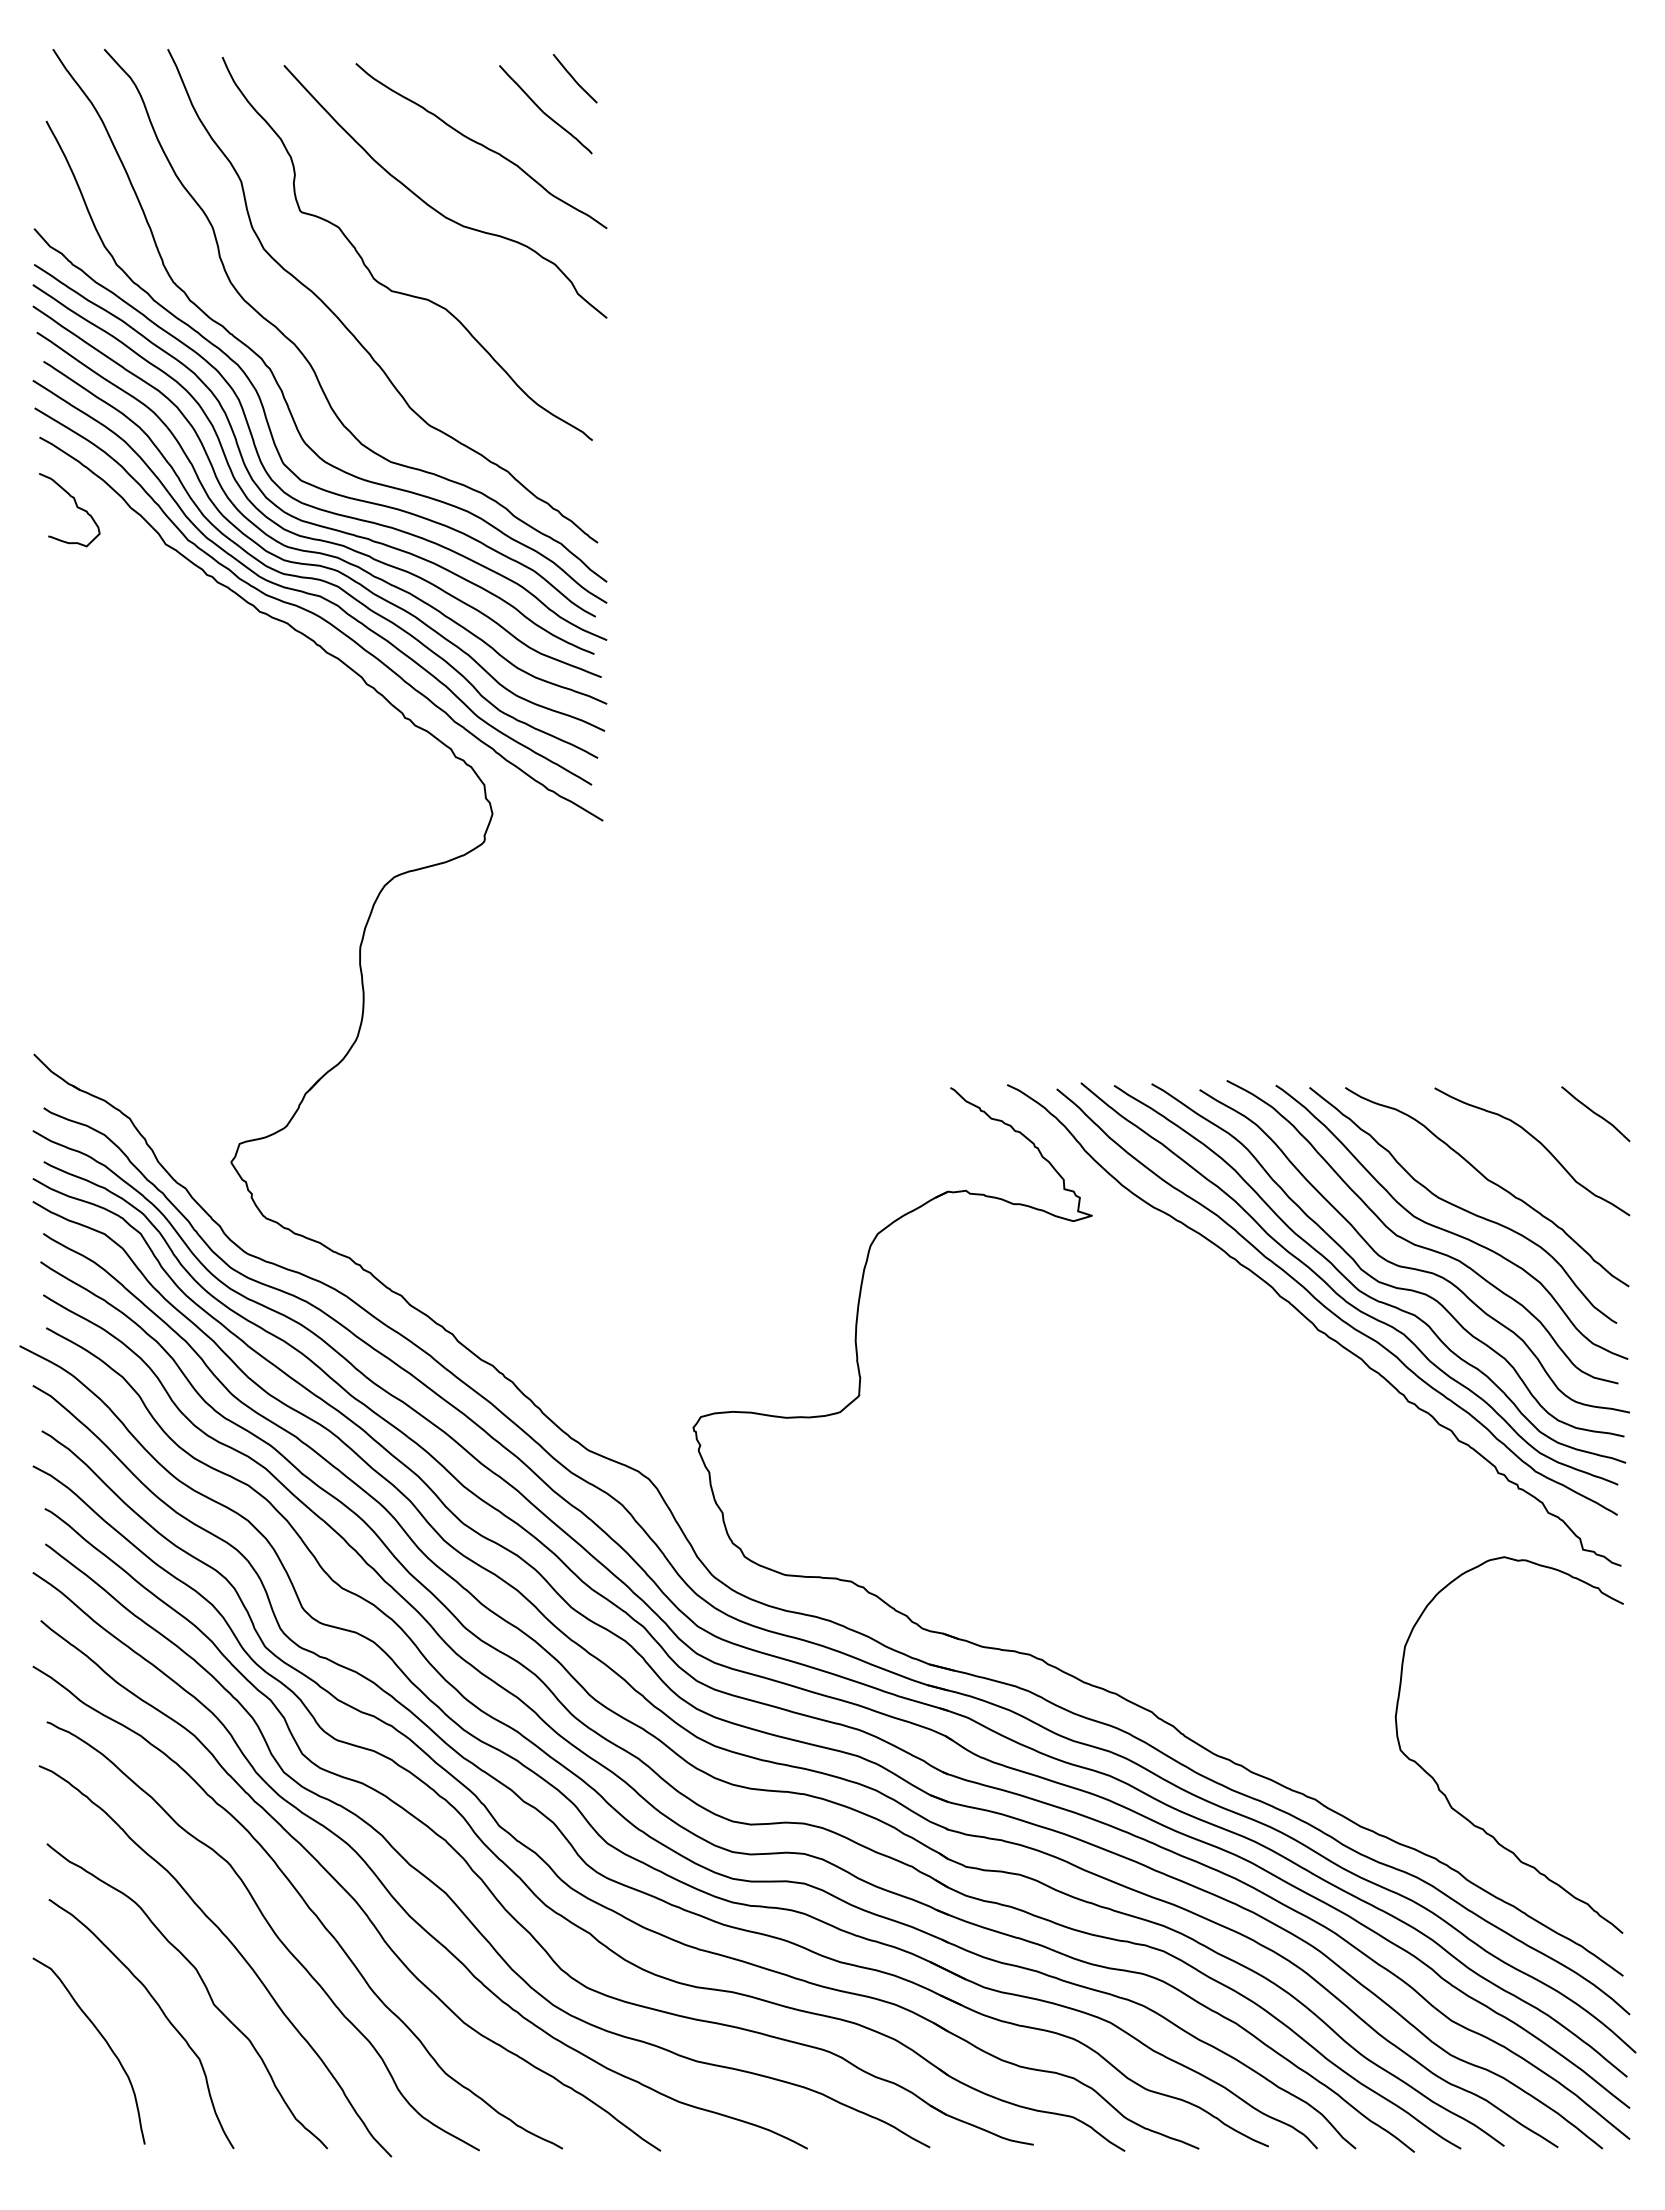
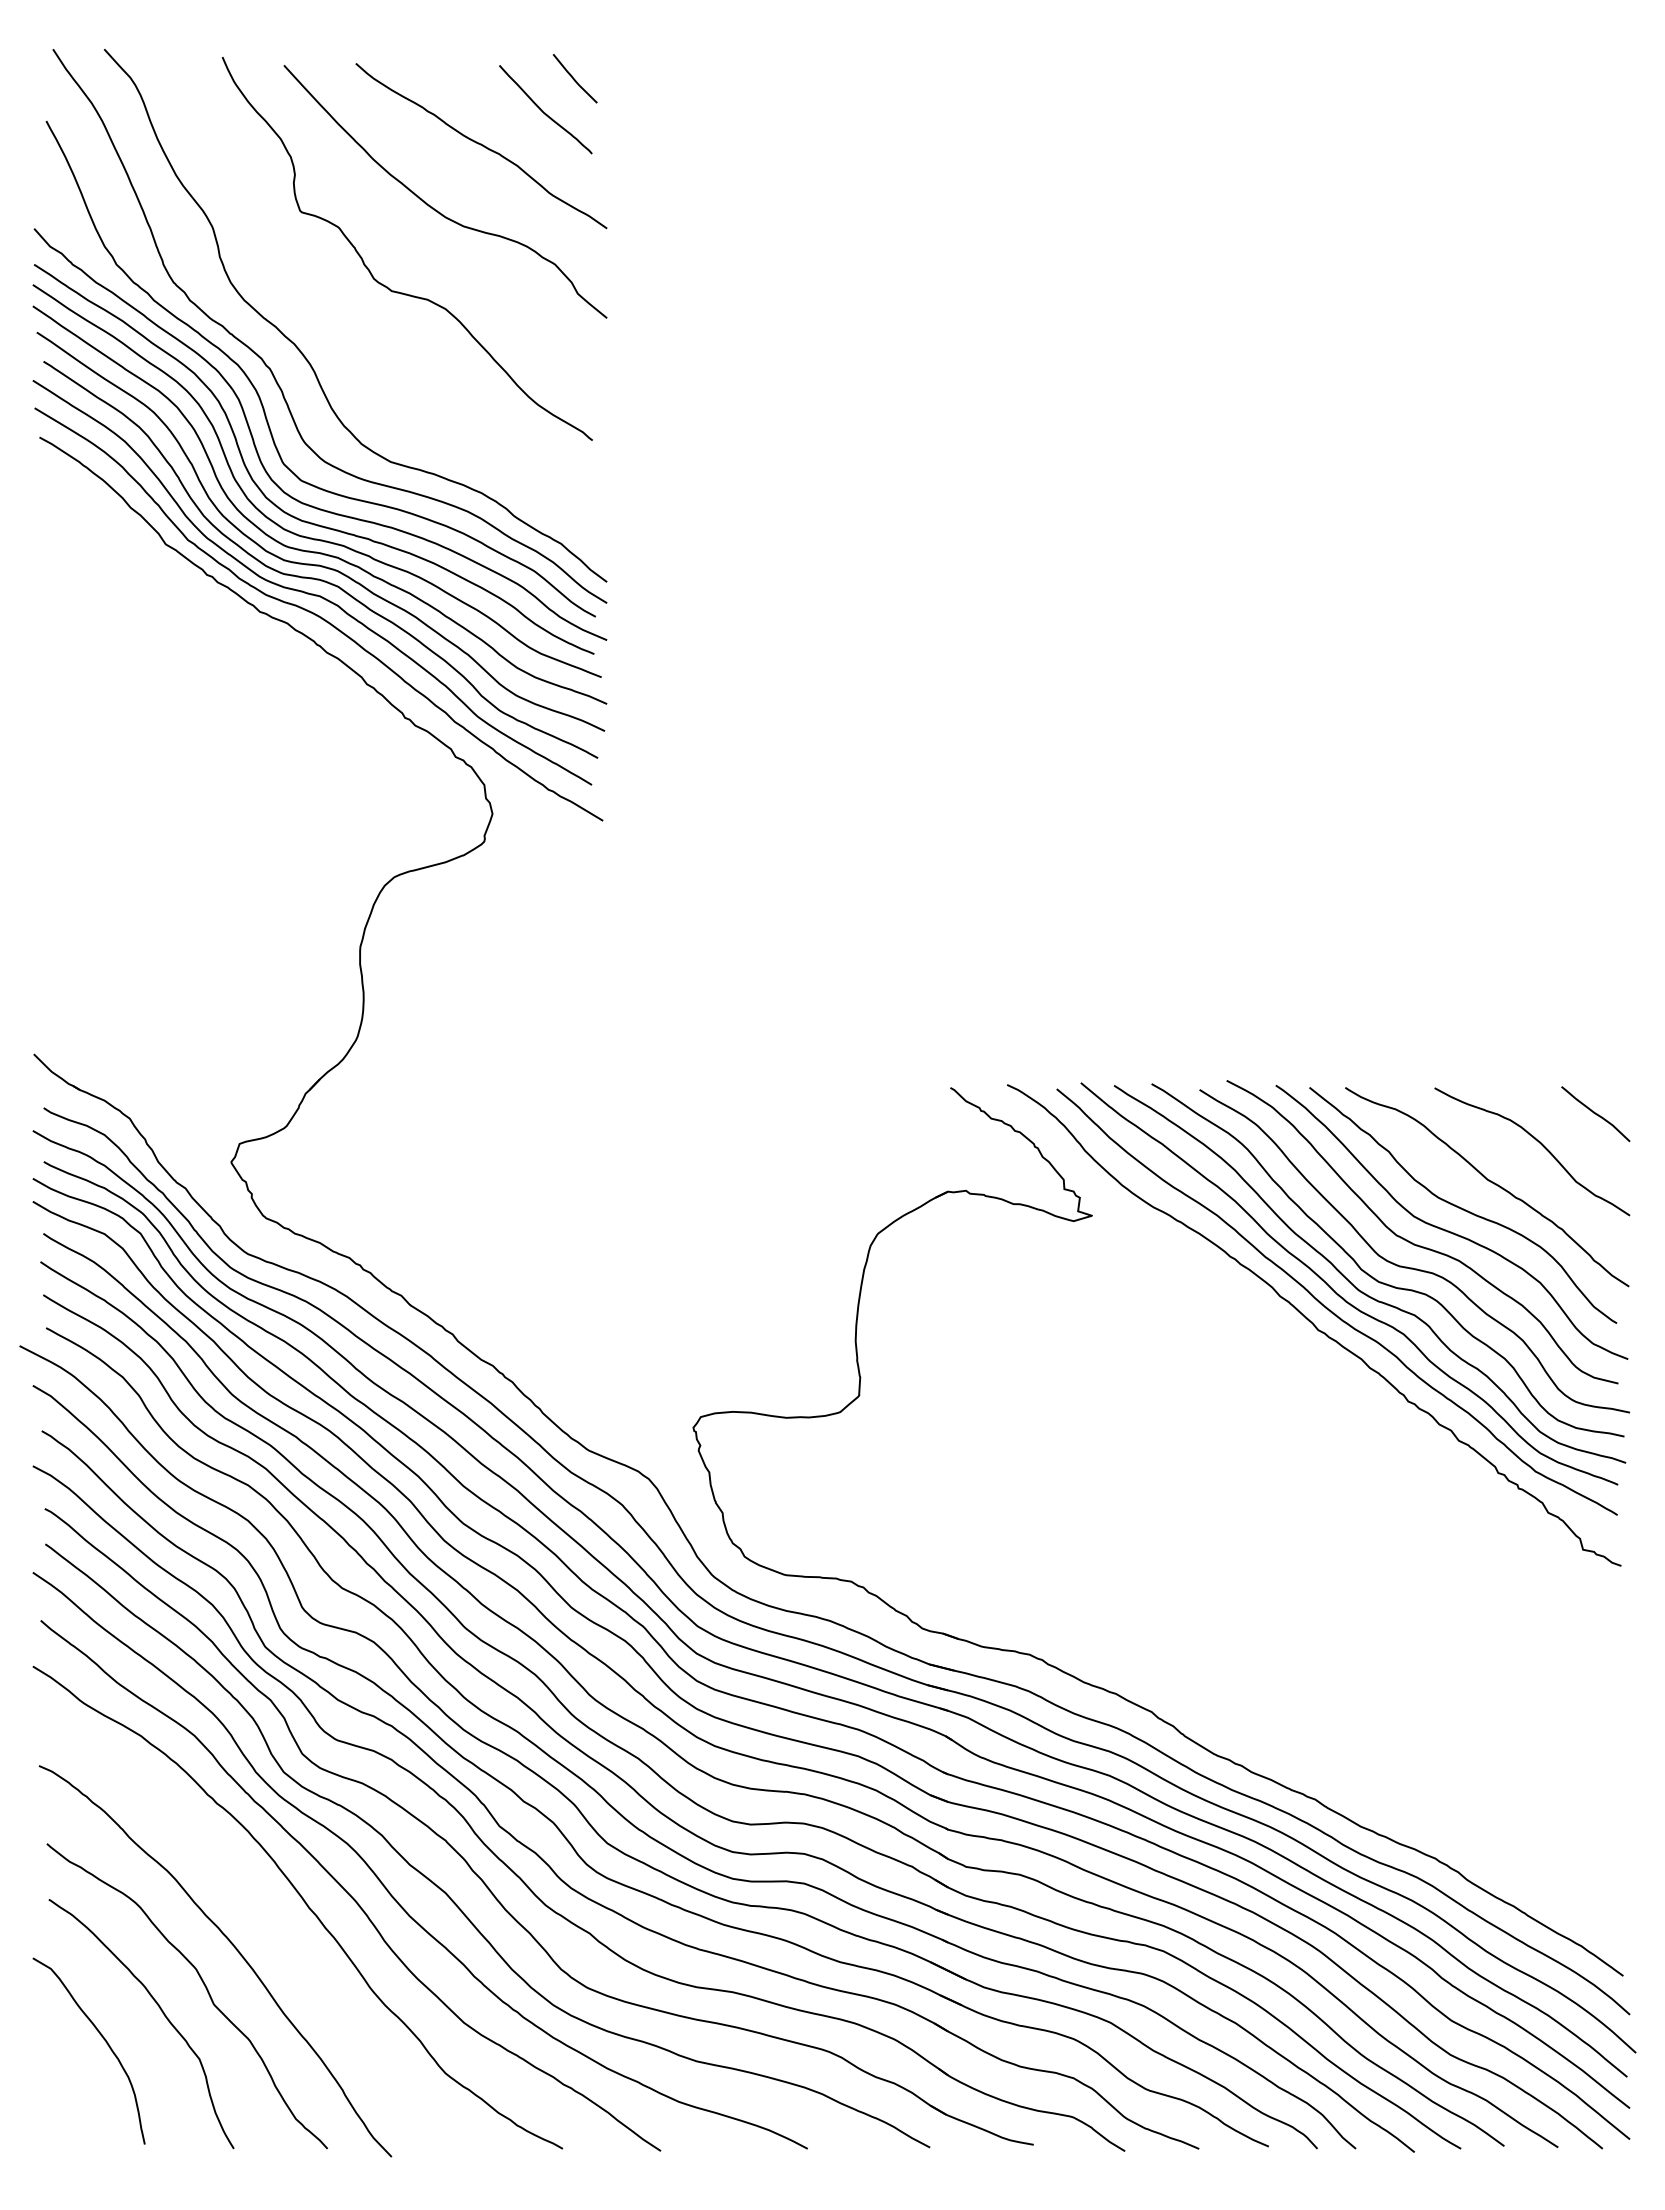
curve: present -> none (349, 329)
curve: present -> none (76, 507)
curve: present -> none (1446, 1795)
curve: present -> none (271, 1930)
